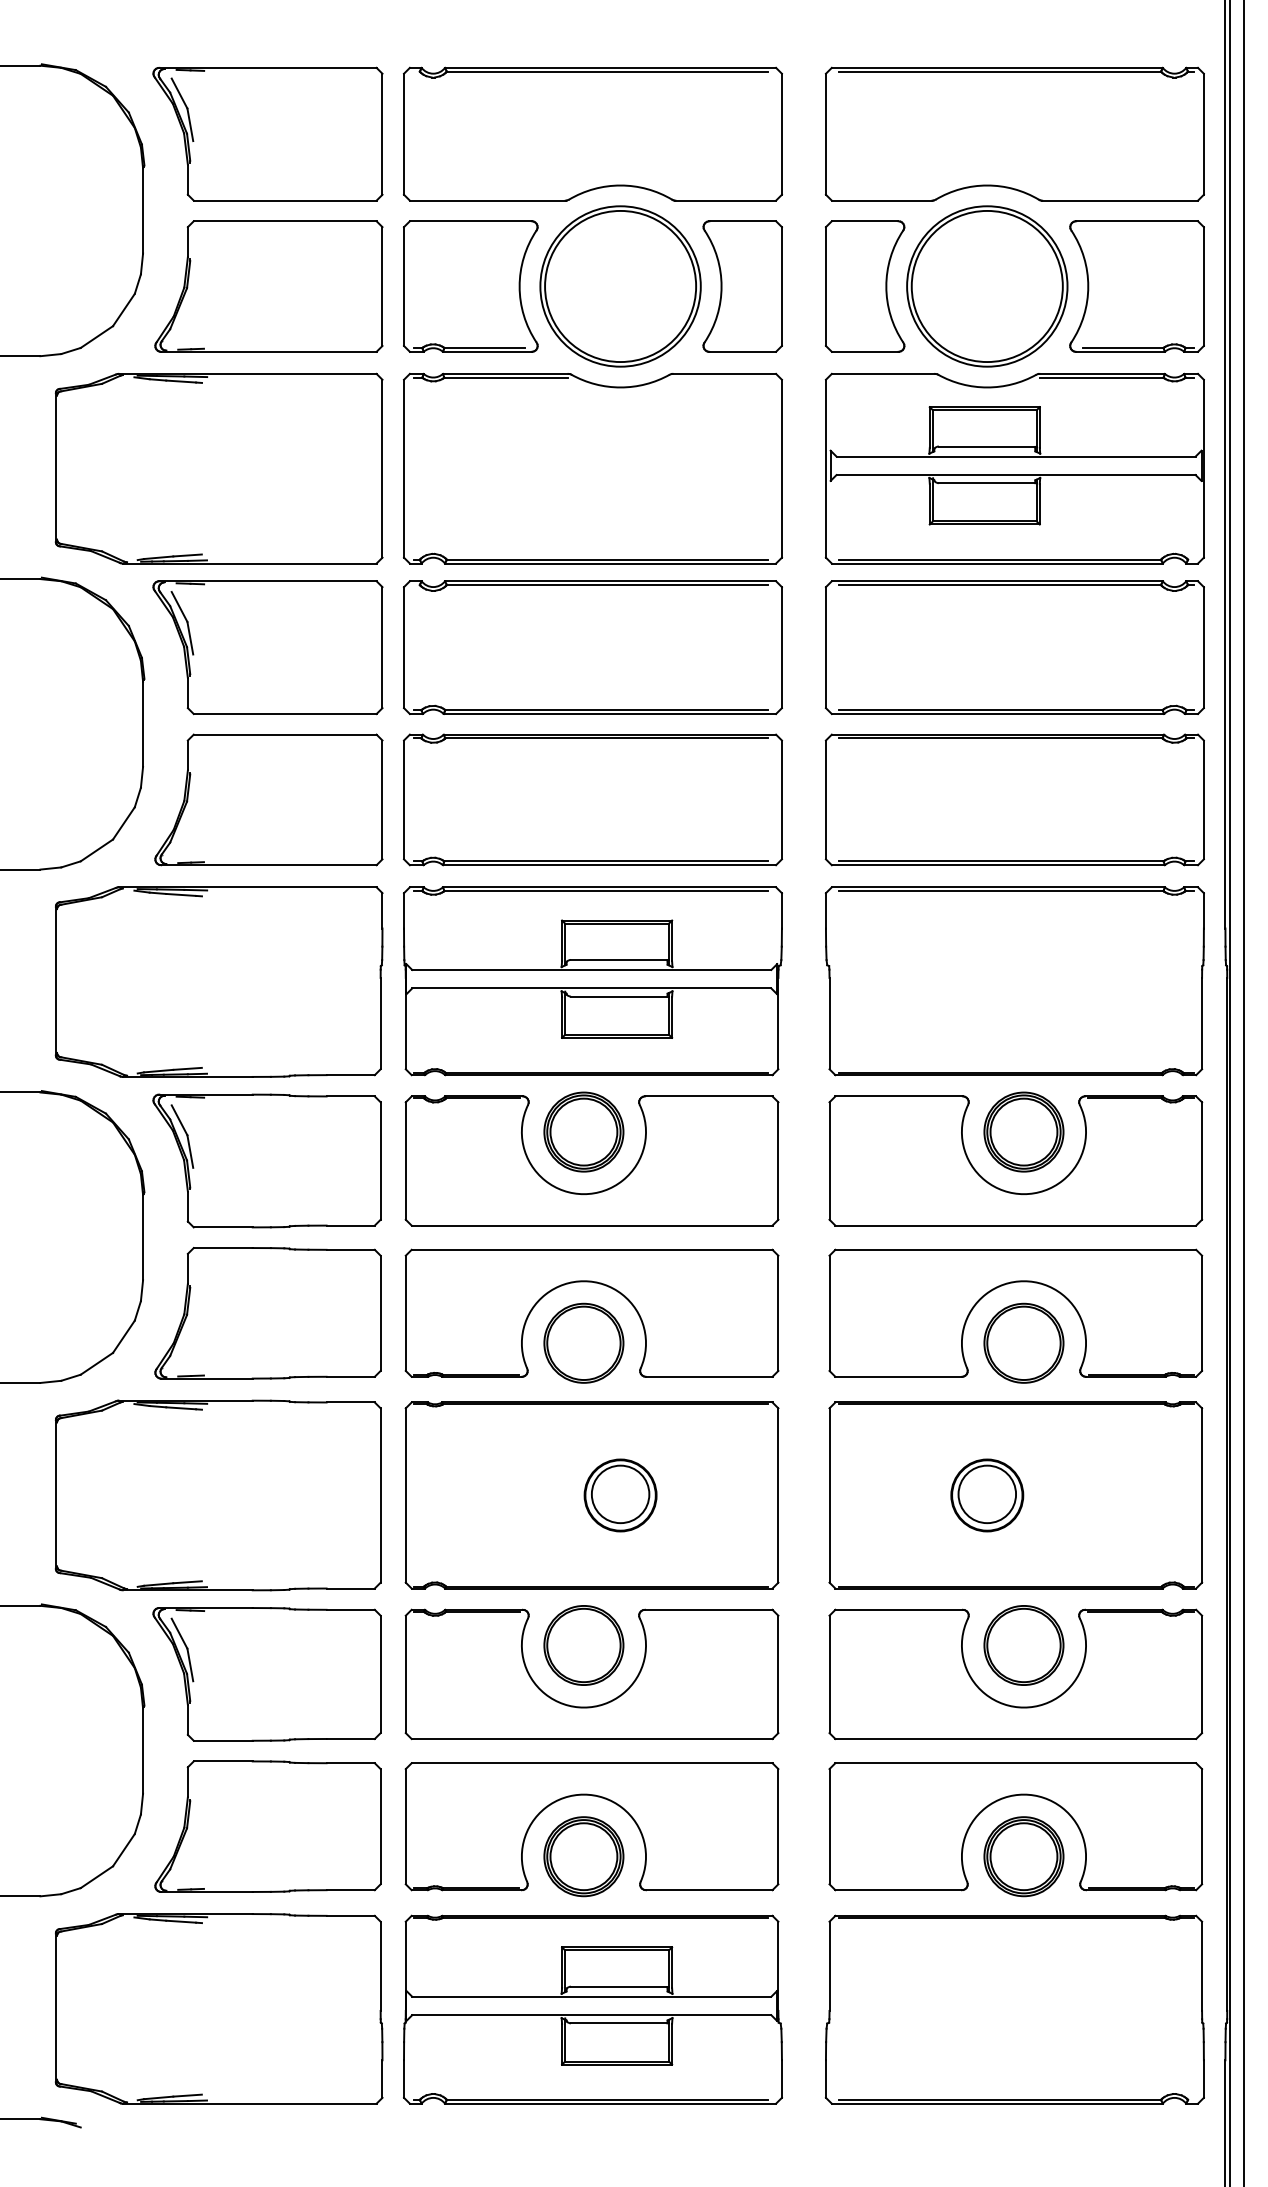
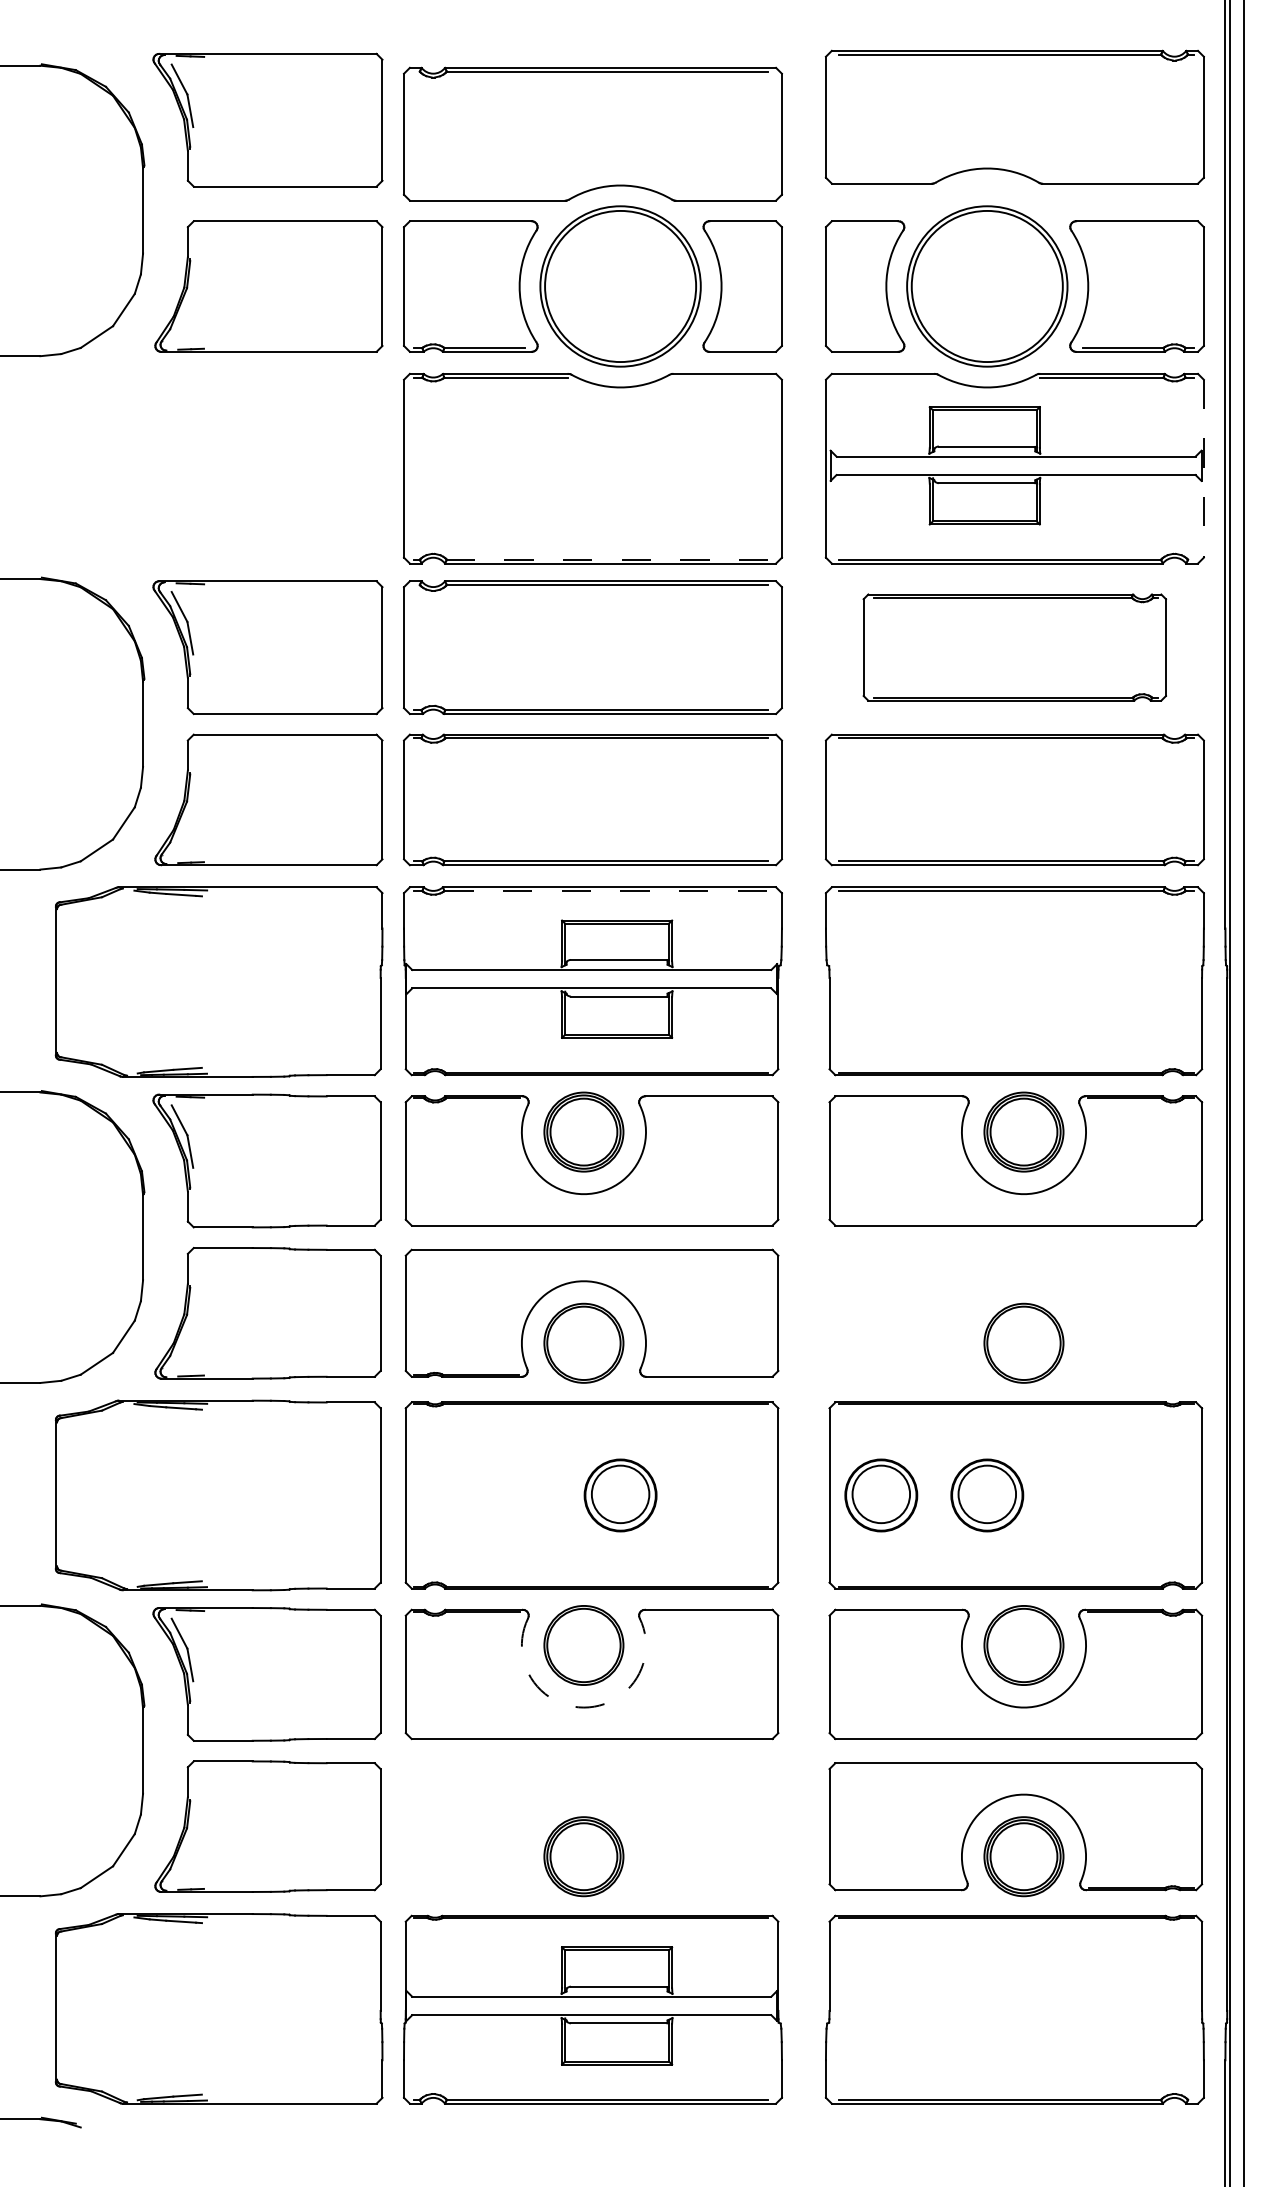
part position: (267, 133) -> (267, 119) (267, 119)
part position: (1014, 133) -> (1014, 116) (1014, 116)
part: present -> none (218, 468)
line: solid -> dashed (1203, 468)
line: solid -> dashed (607, 559)
part size: 381x135 px -> 306x109 px (1014, 647)
line: solid -> dashed (606, 891)
part: present -> none (1008, 1284)
part: none -> present (881, 1495)
arc: solid -> dashed (583, 1707)
part: present -> none (597, 1797)
